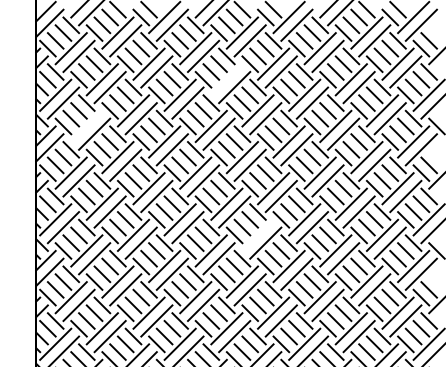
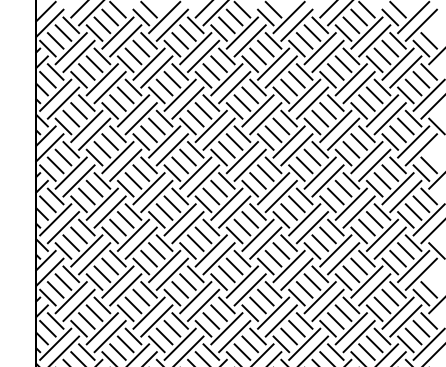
line: none -> present (226, 79)
line: none -> present (86, 126)
line: none -> present (257, 234)
